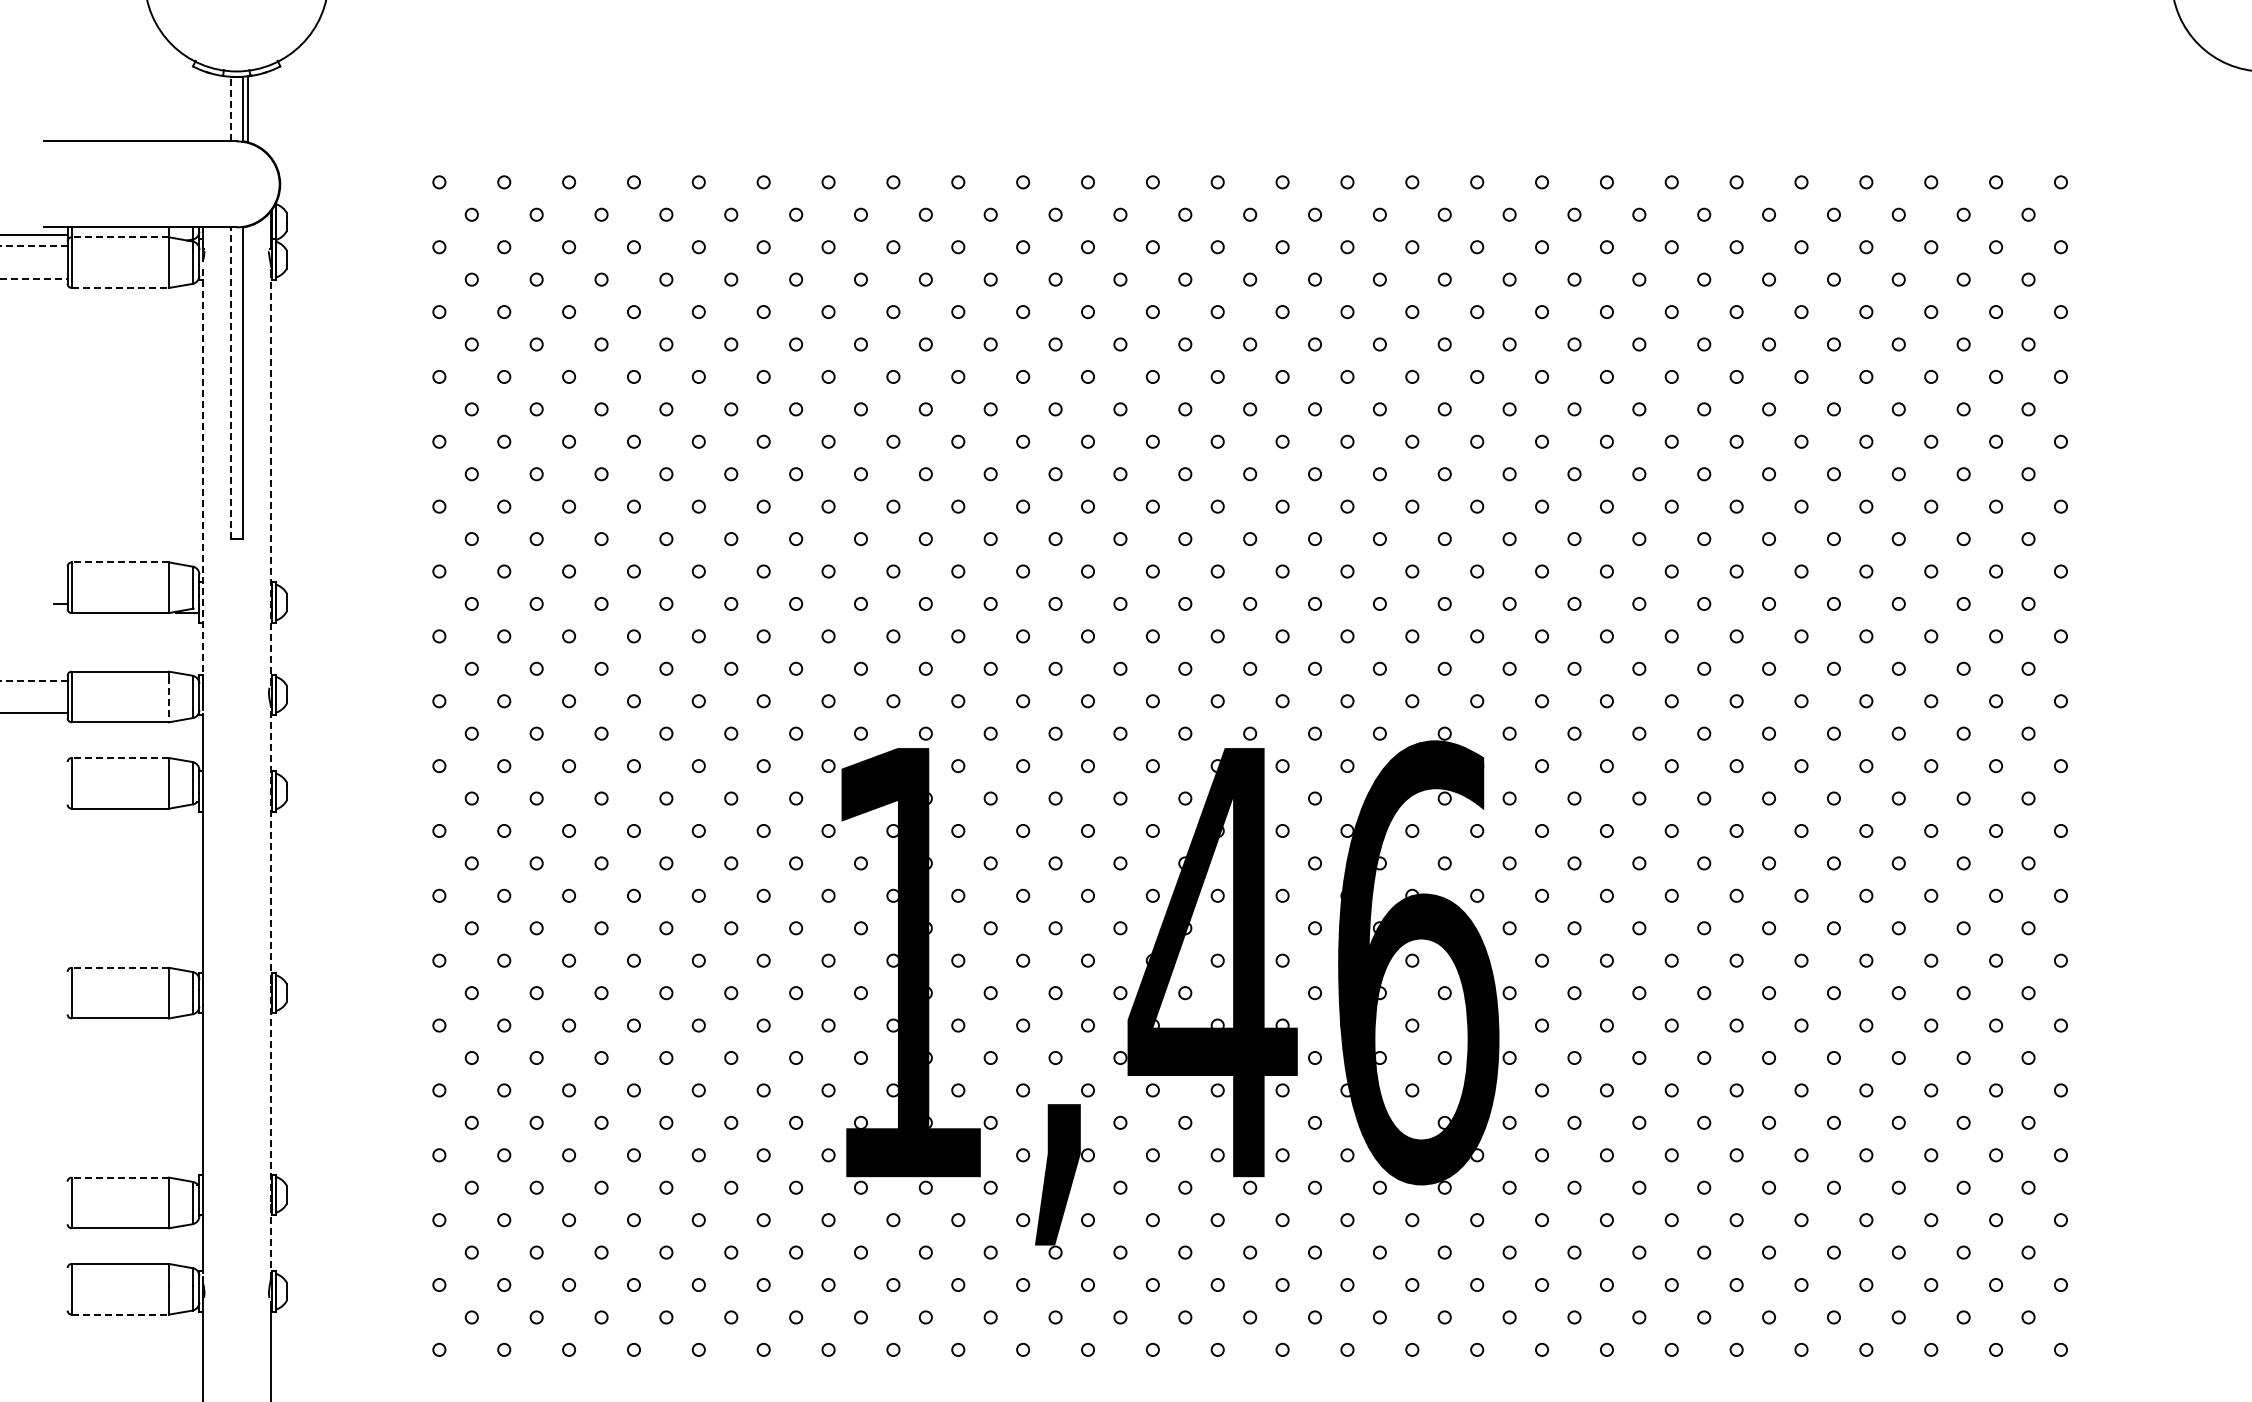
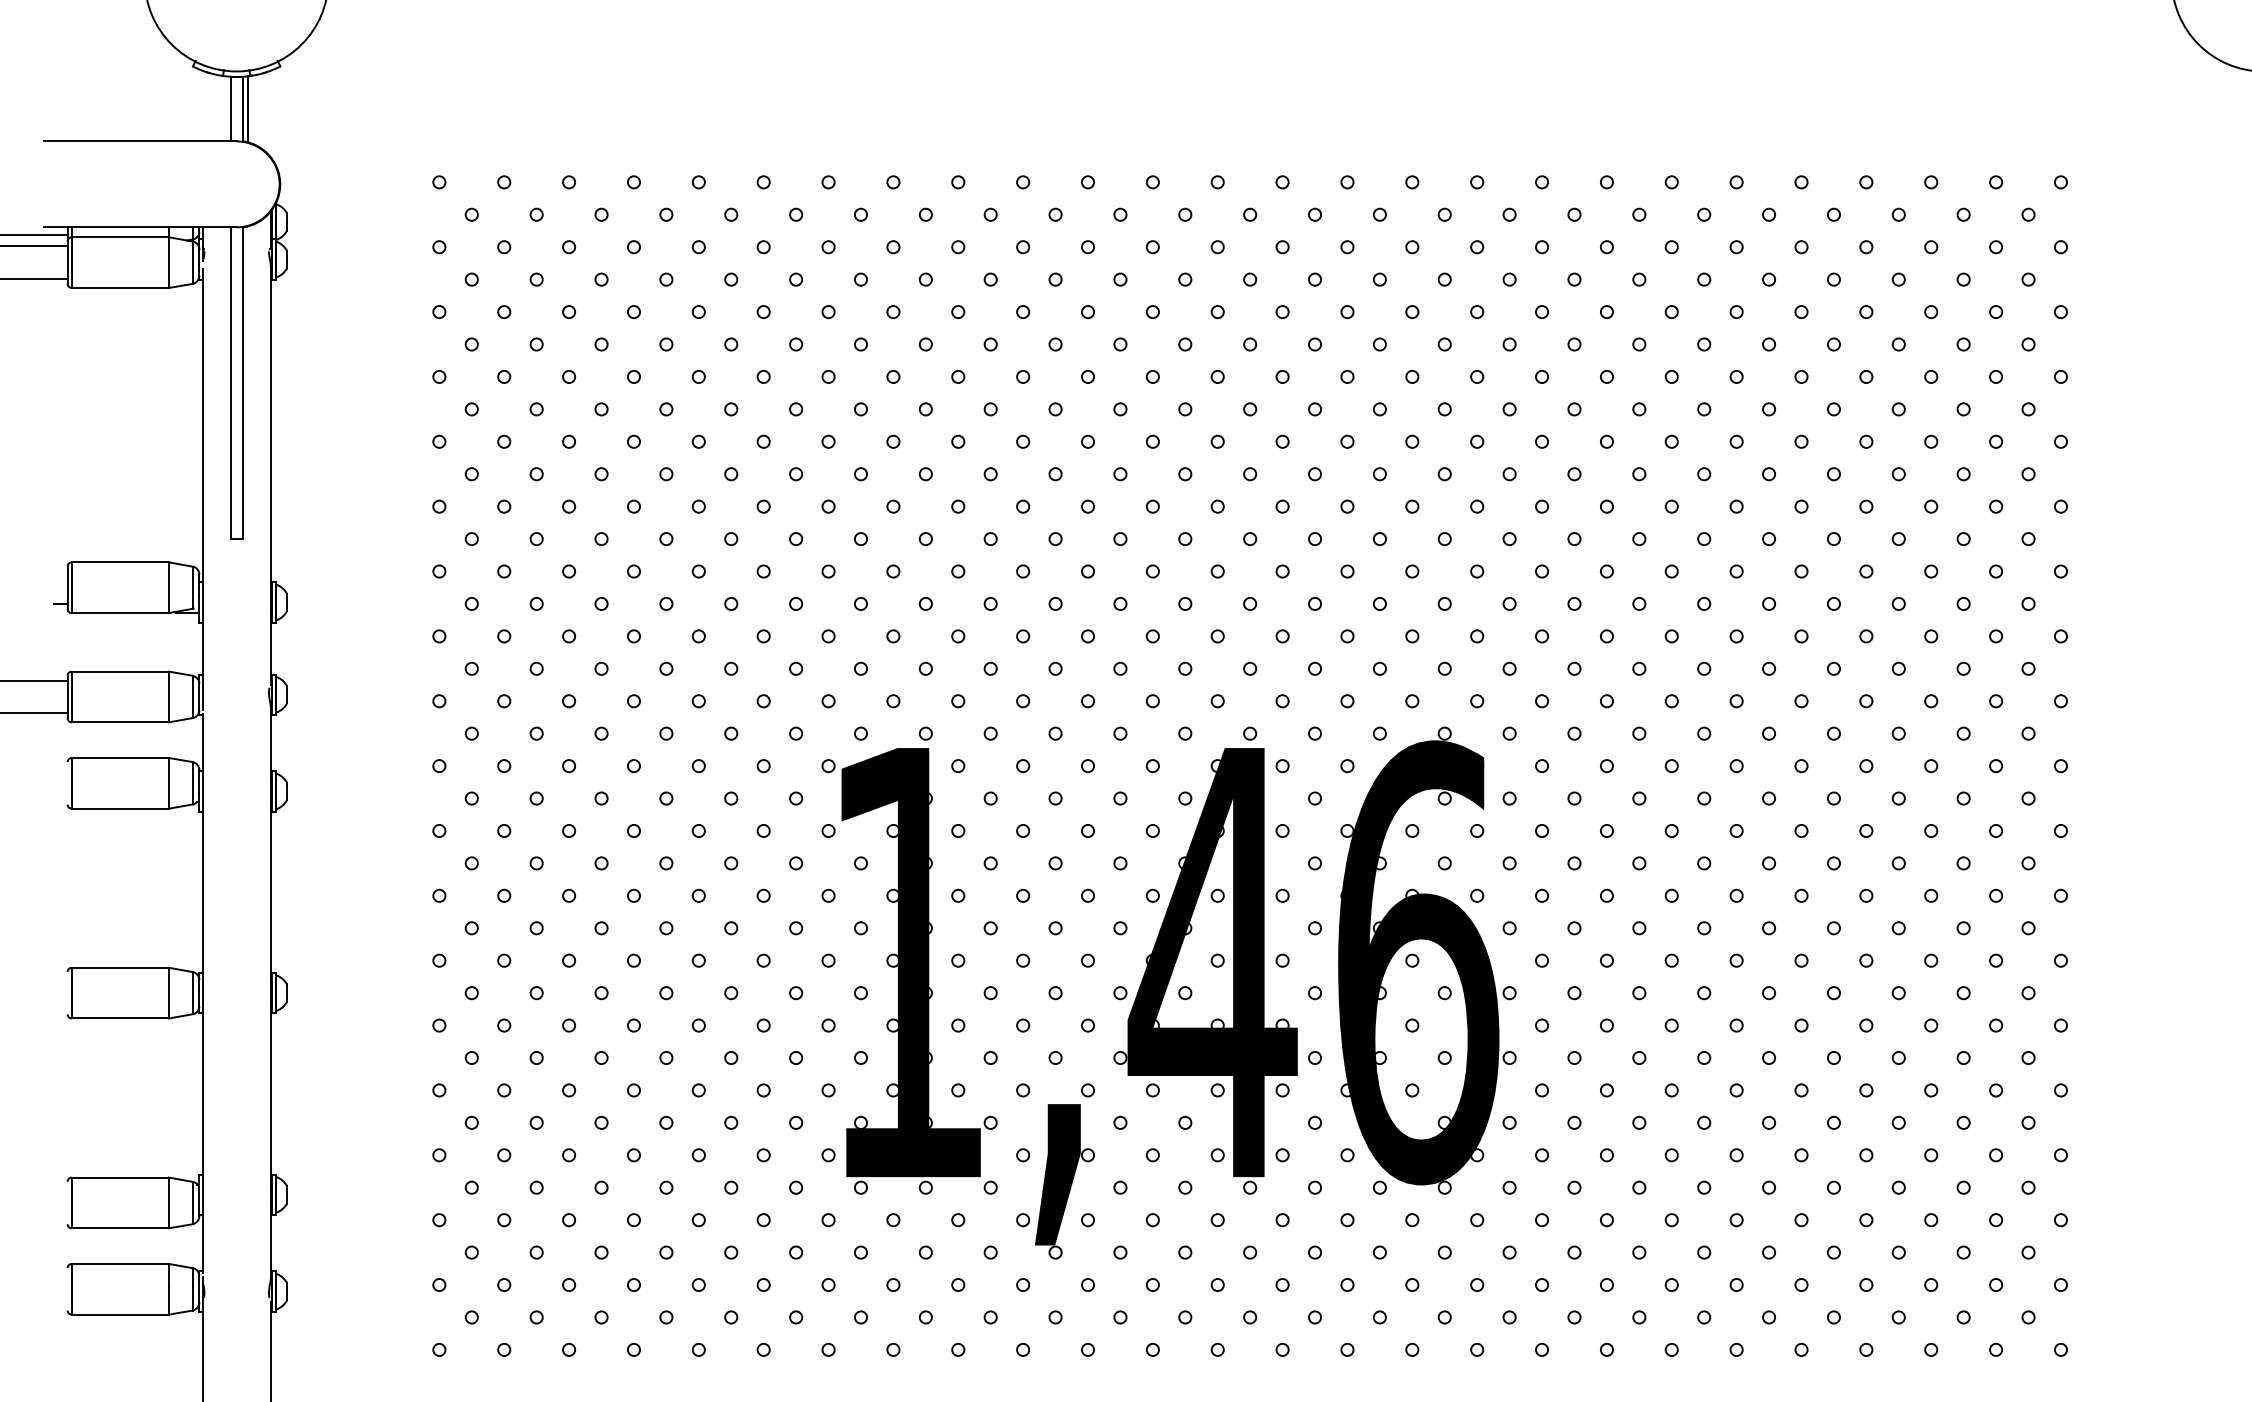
line: dashed -> solid (230, 108)
line: dashed -> solid (120, 237)
line: dashed -> solid (33, 246)
line: dashed -> solid (34, 278)
line: dashed -> solid (120, 287)
line: dashed -> solid (230, 383)
line: dashed -> solid (202, 472)
line: dashed -> solid (270, 476)
line: dashed -> solid (120, 562)
line: dashed -> solid (33, 680)
line: dashed -> solid (168, 699)
line: dashed -> solid (120, 758)
line: dashed -> solid (120, 967)
line: dashed -> solid (270, 993)
line: dashed -> solid (120, 1177)
line: dashed -> solid (120, 1314)
